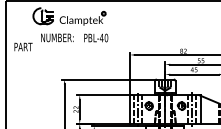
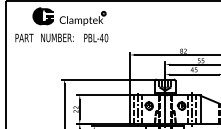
fill: none -> present (43, 16)
text position: (23, 46) -> (24, 37) (24, 37)
